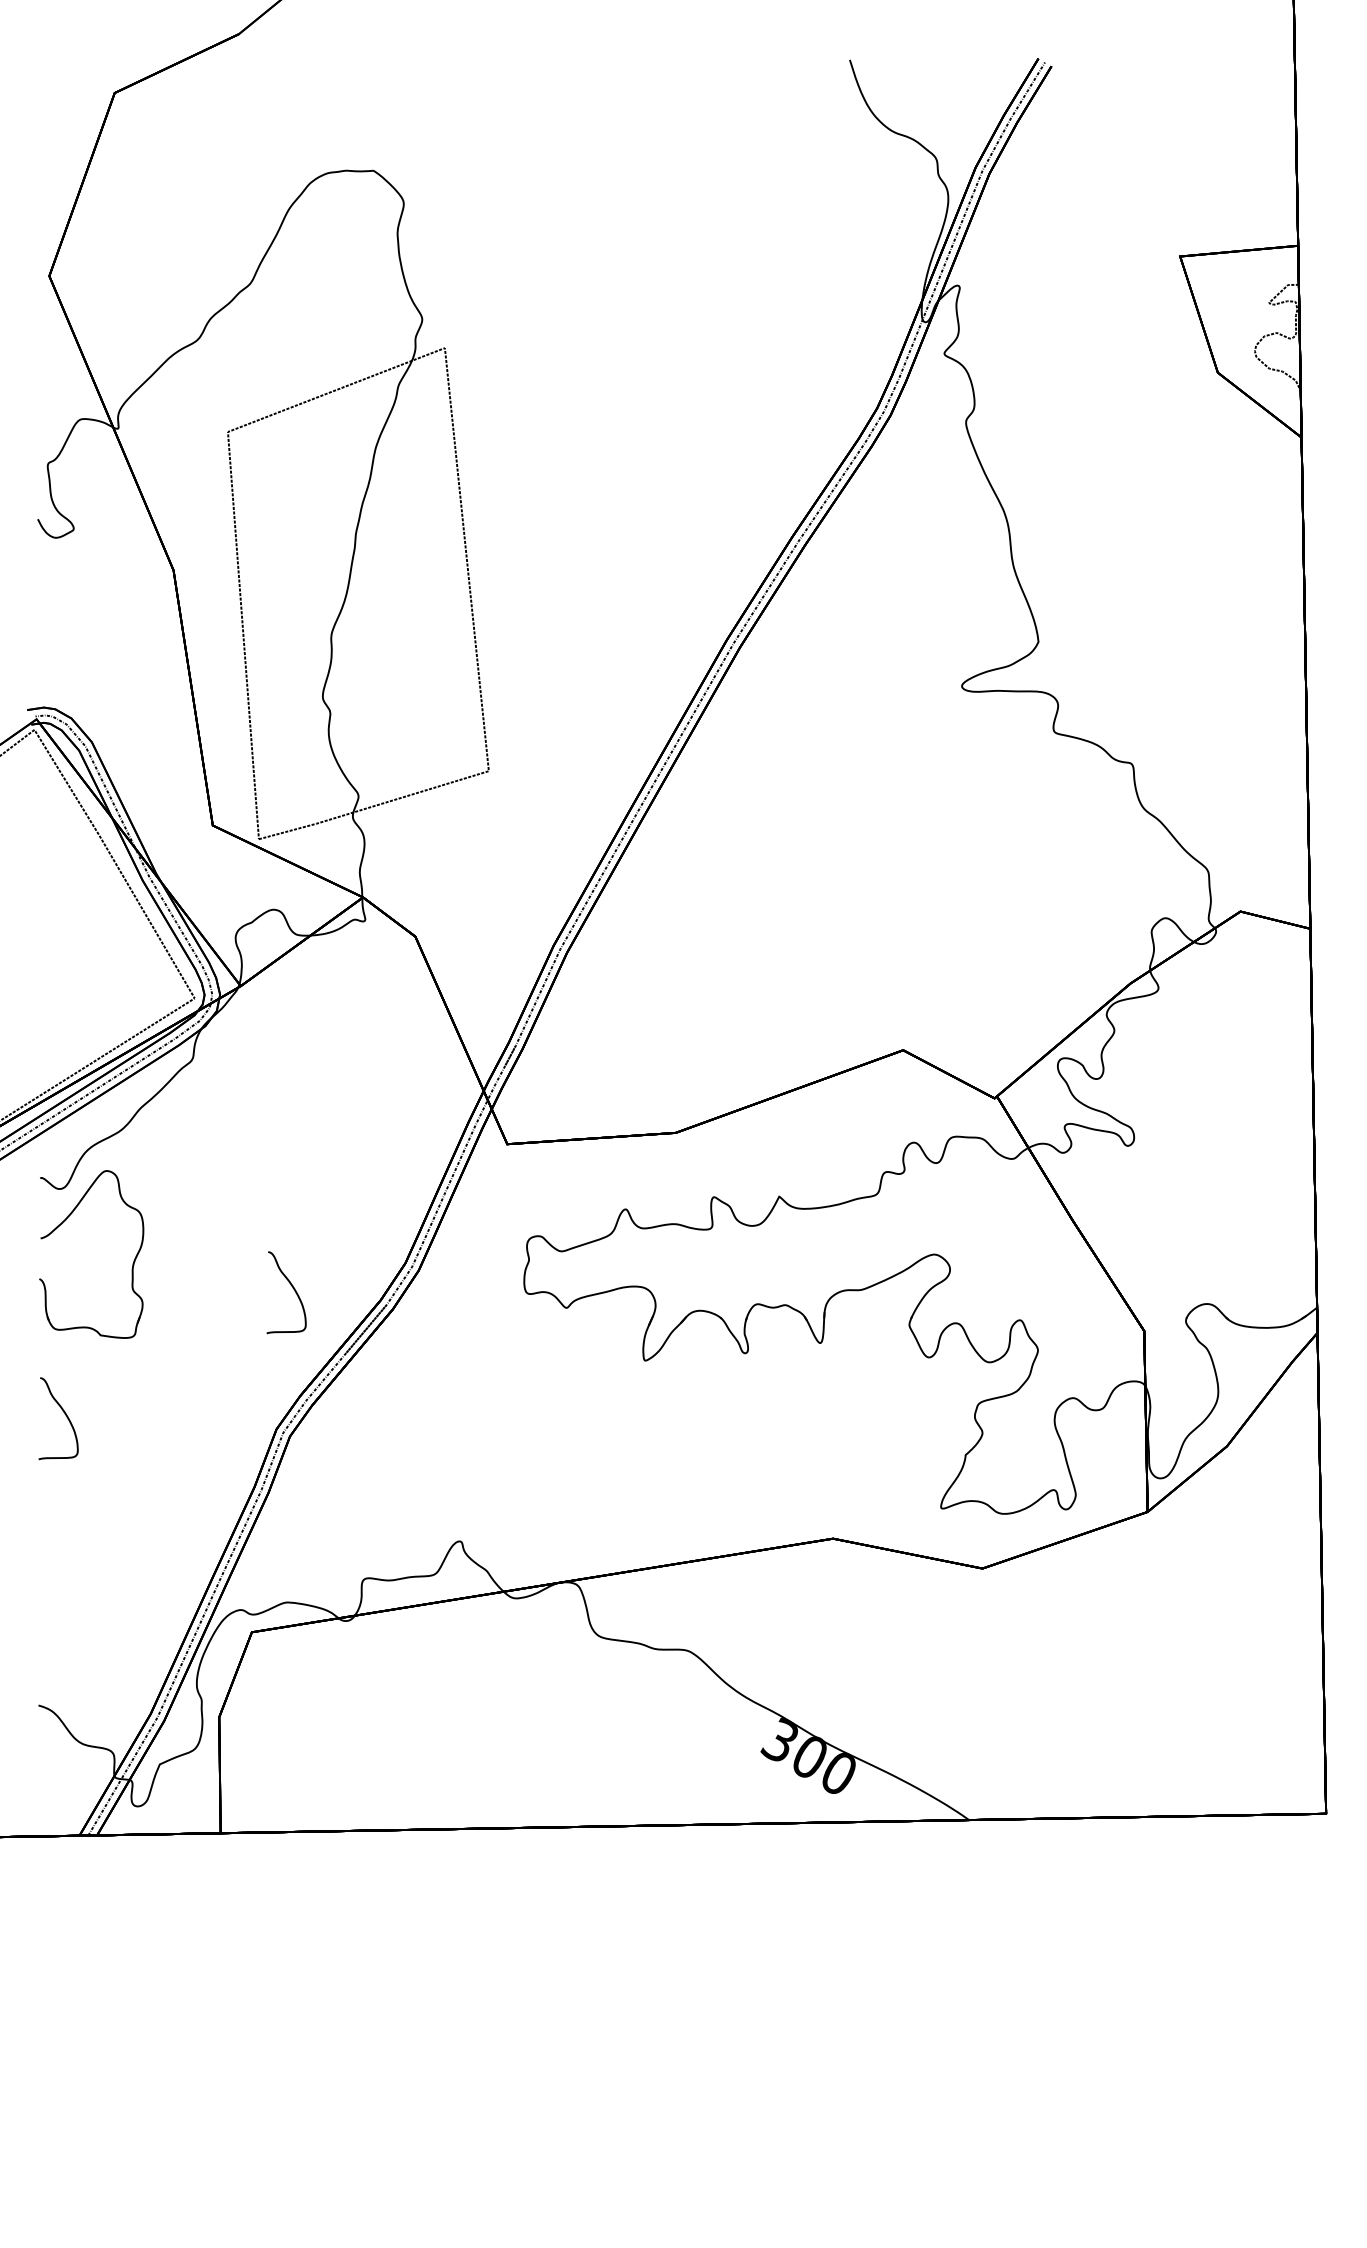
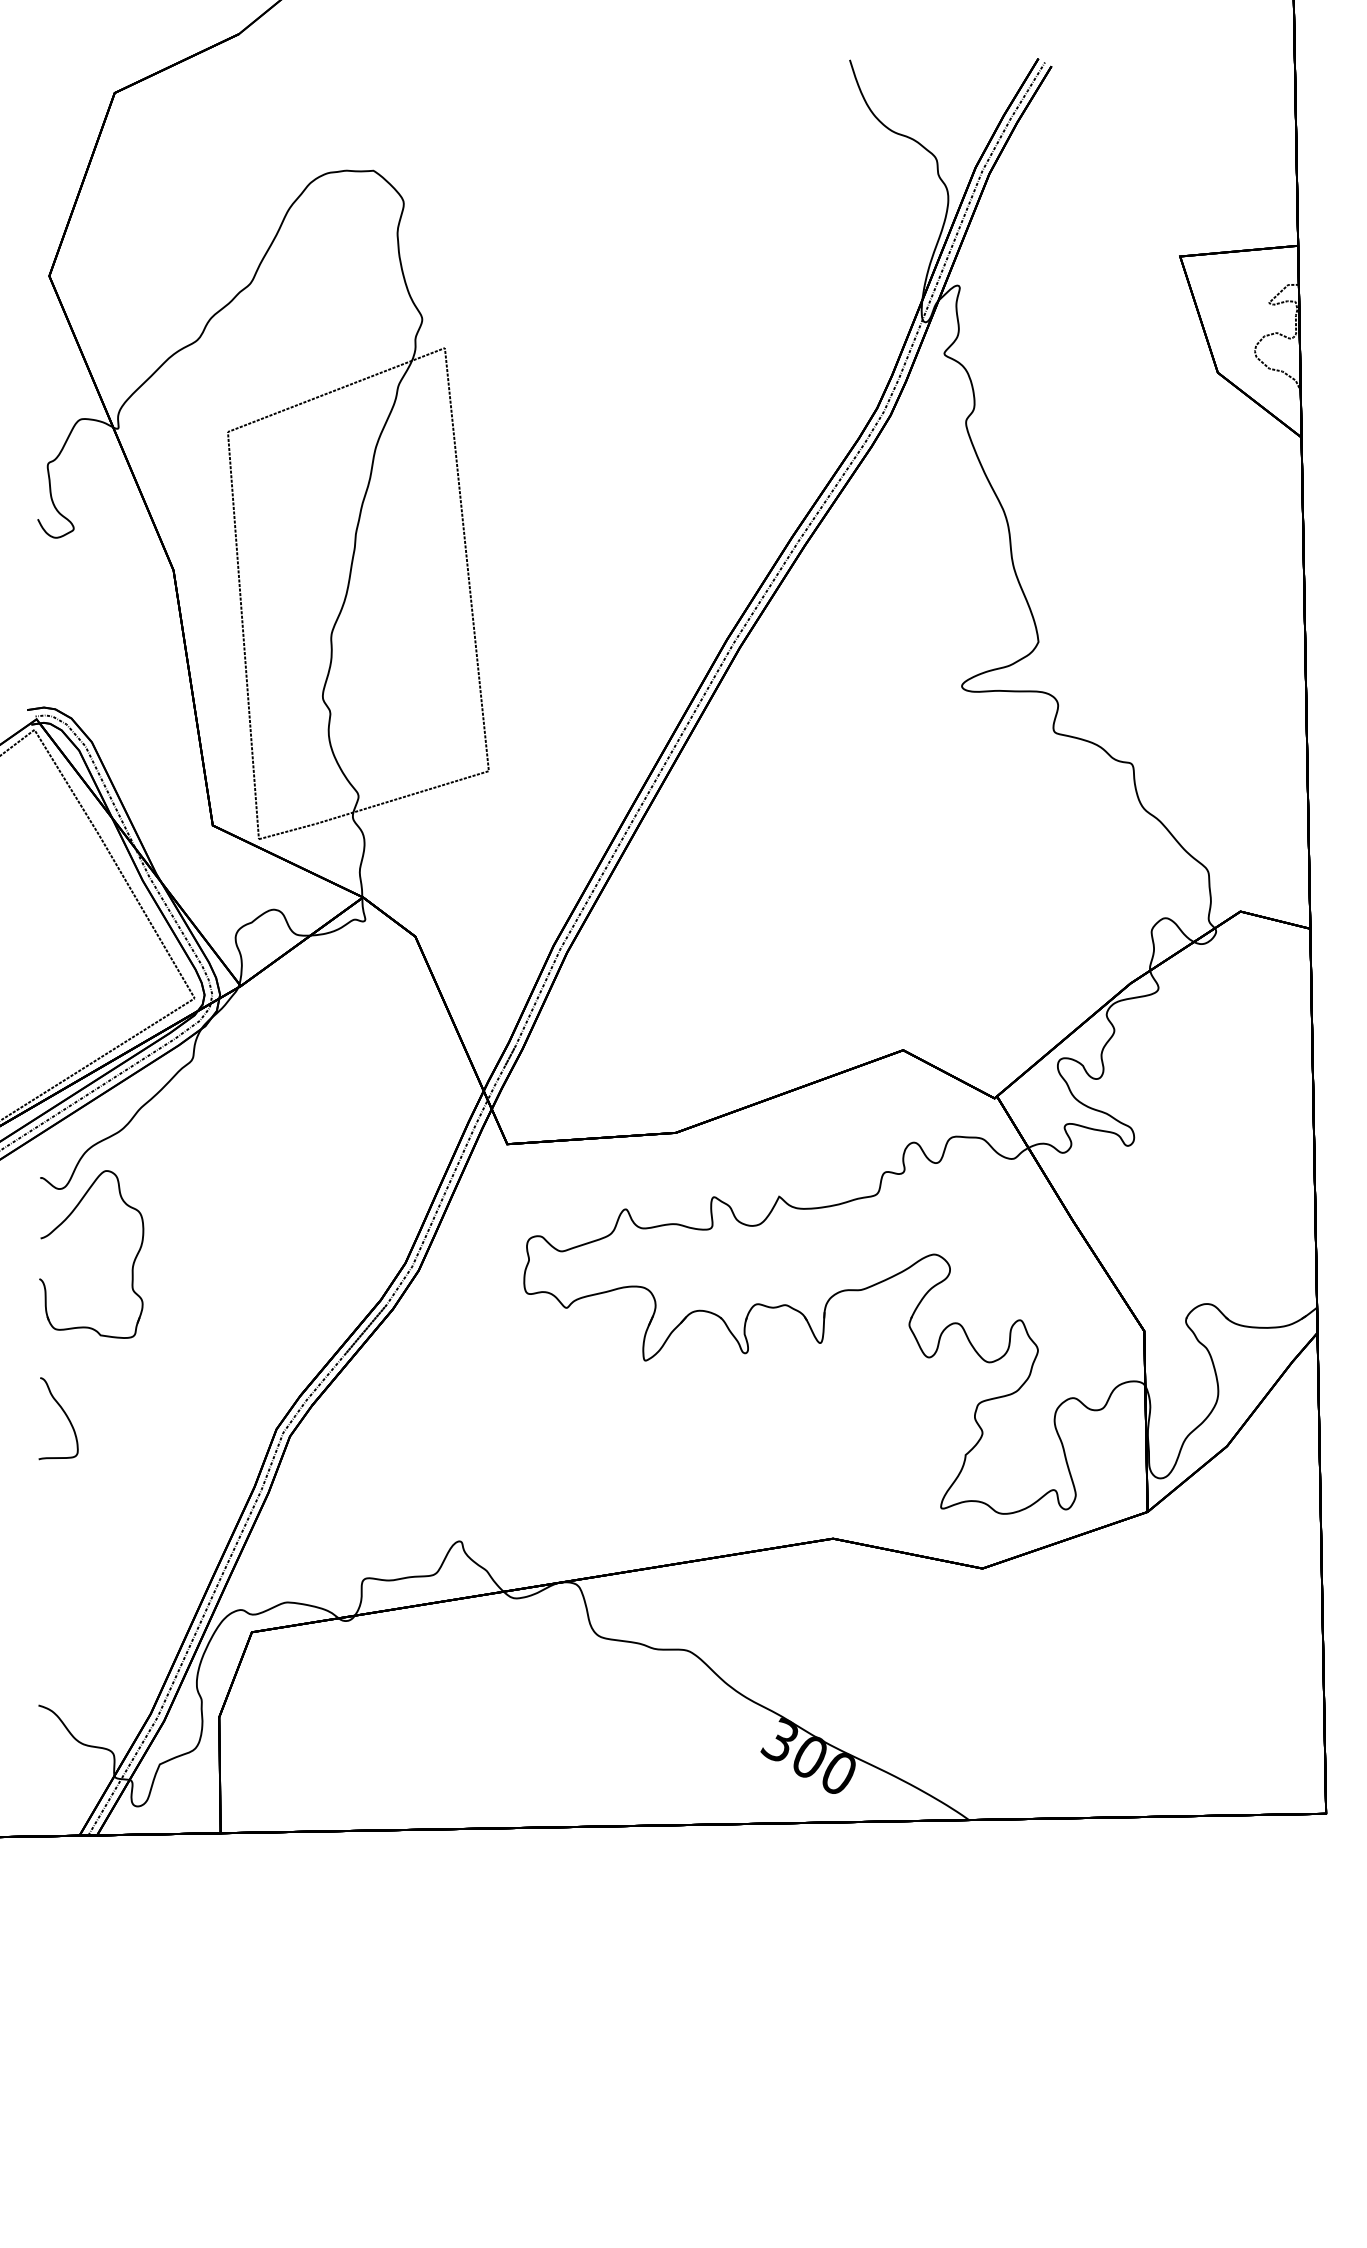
curve: present -> none (292, 1288)
